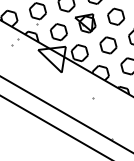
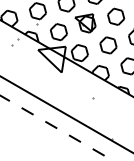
line: solid -> dashed (56, 128)
